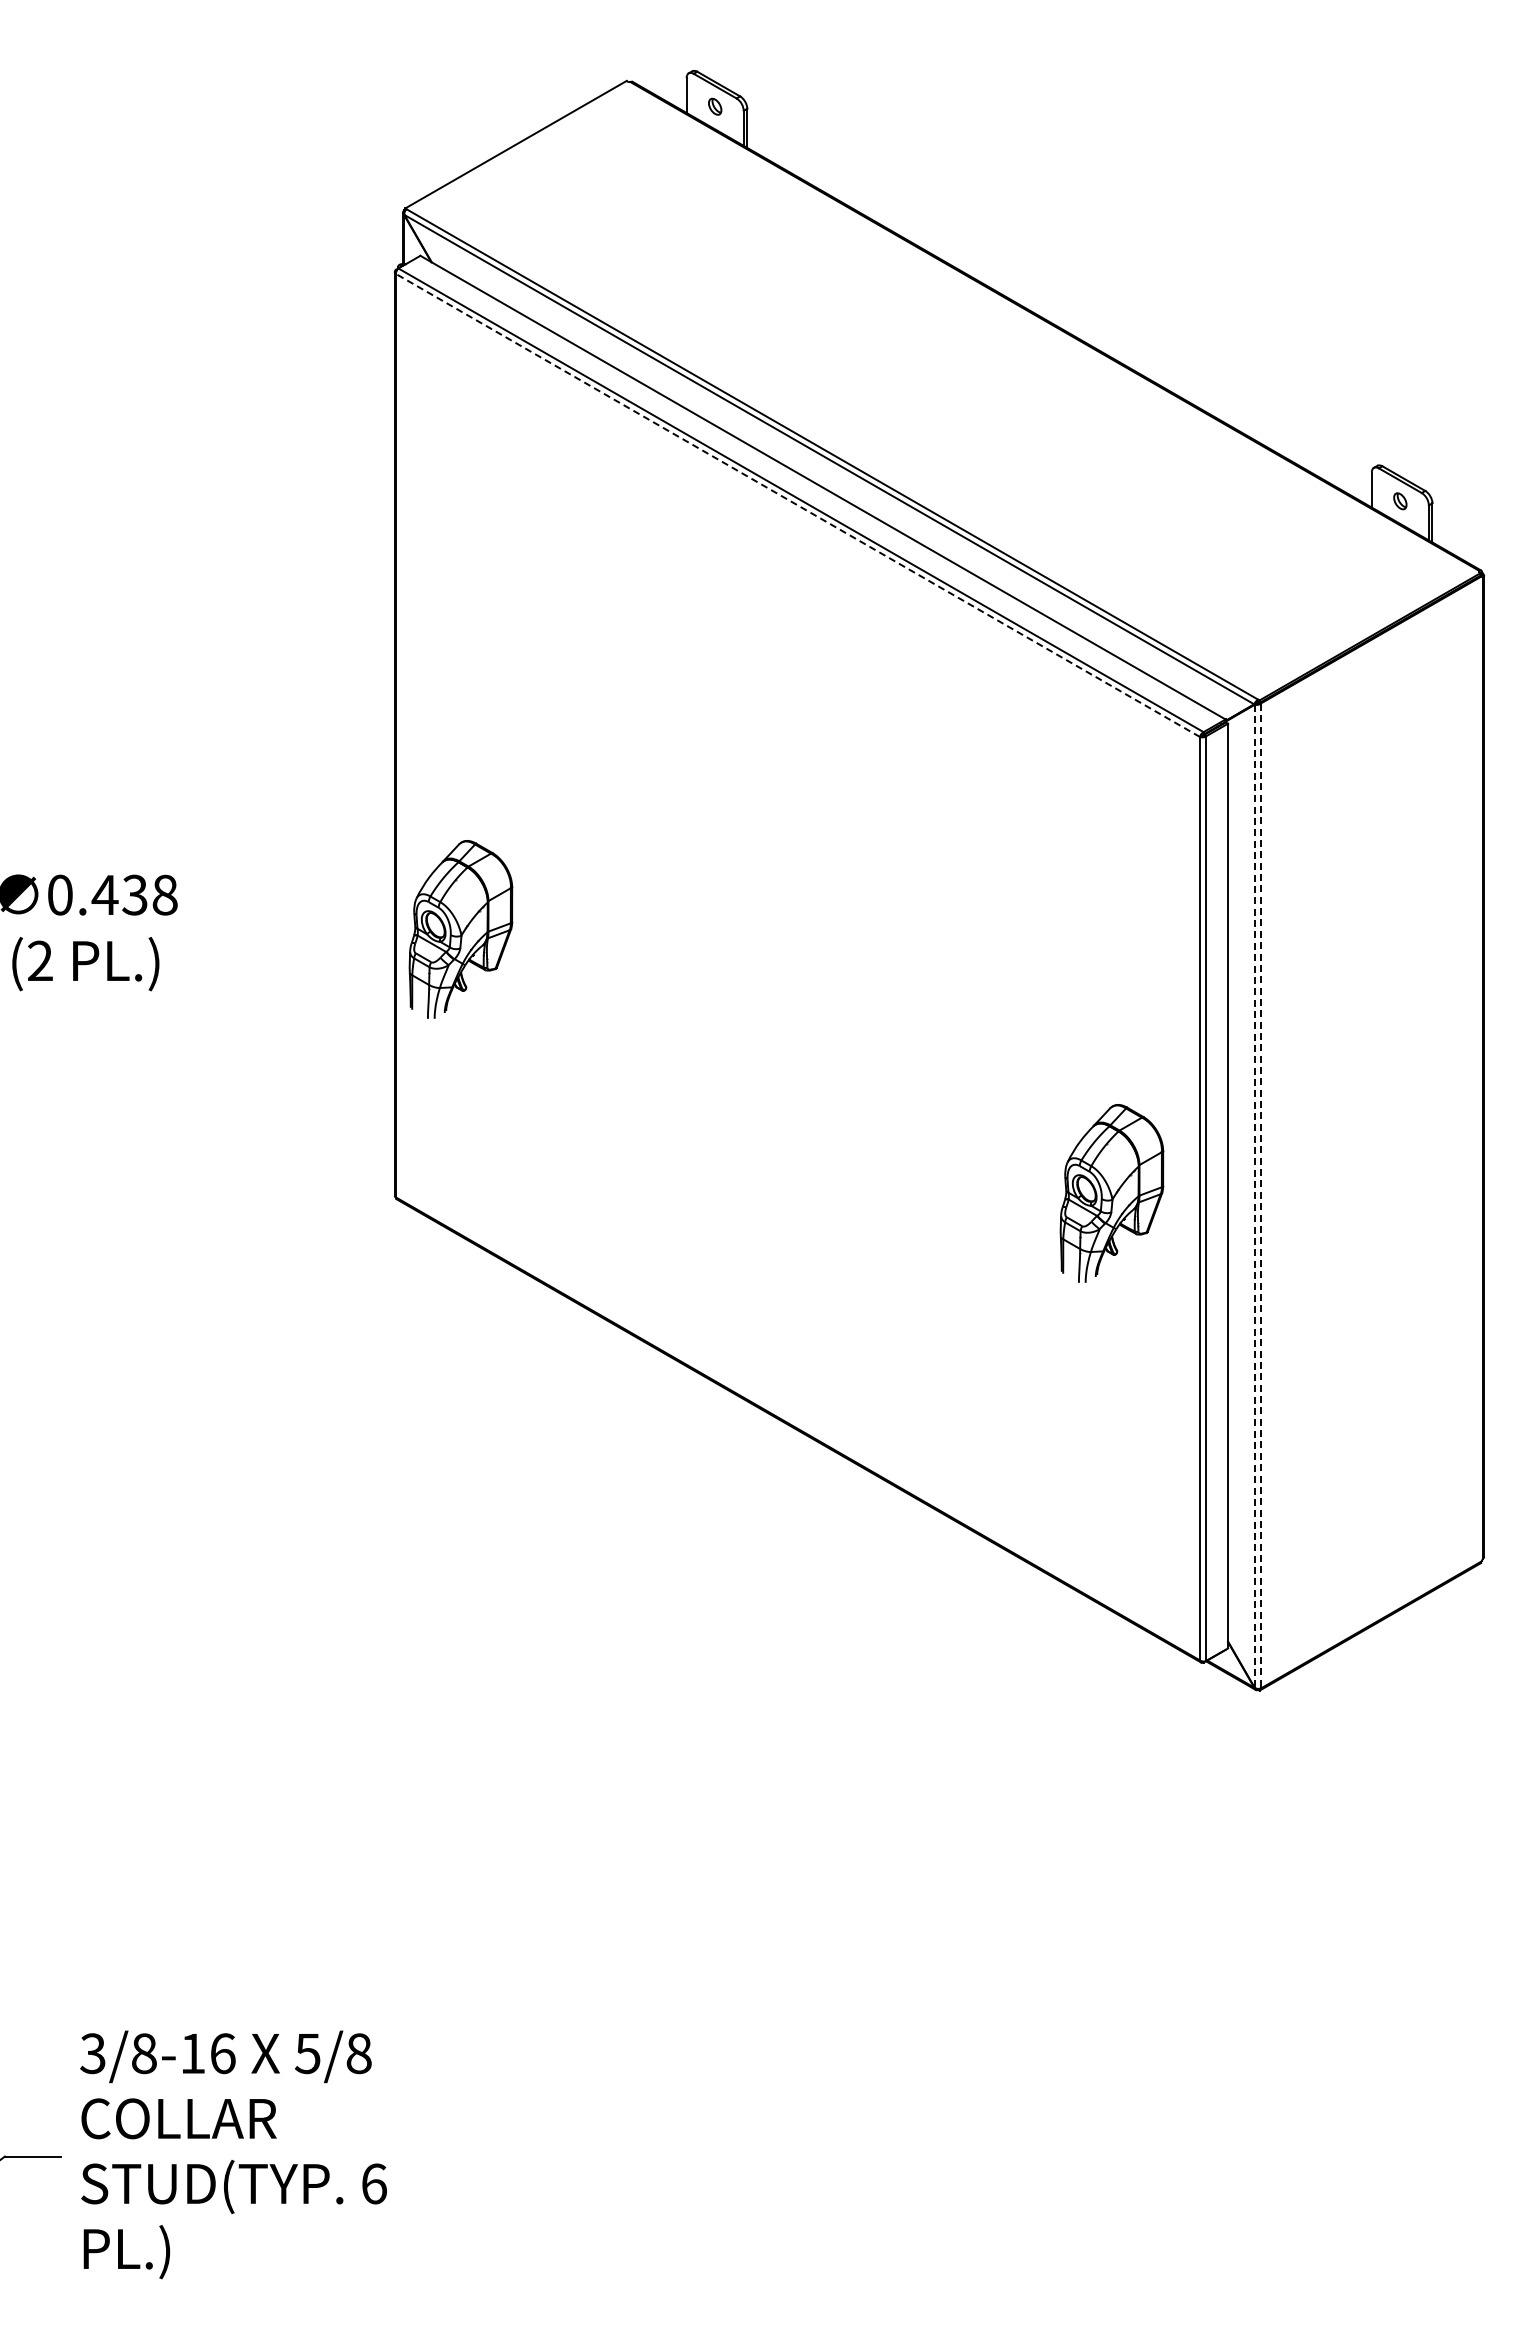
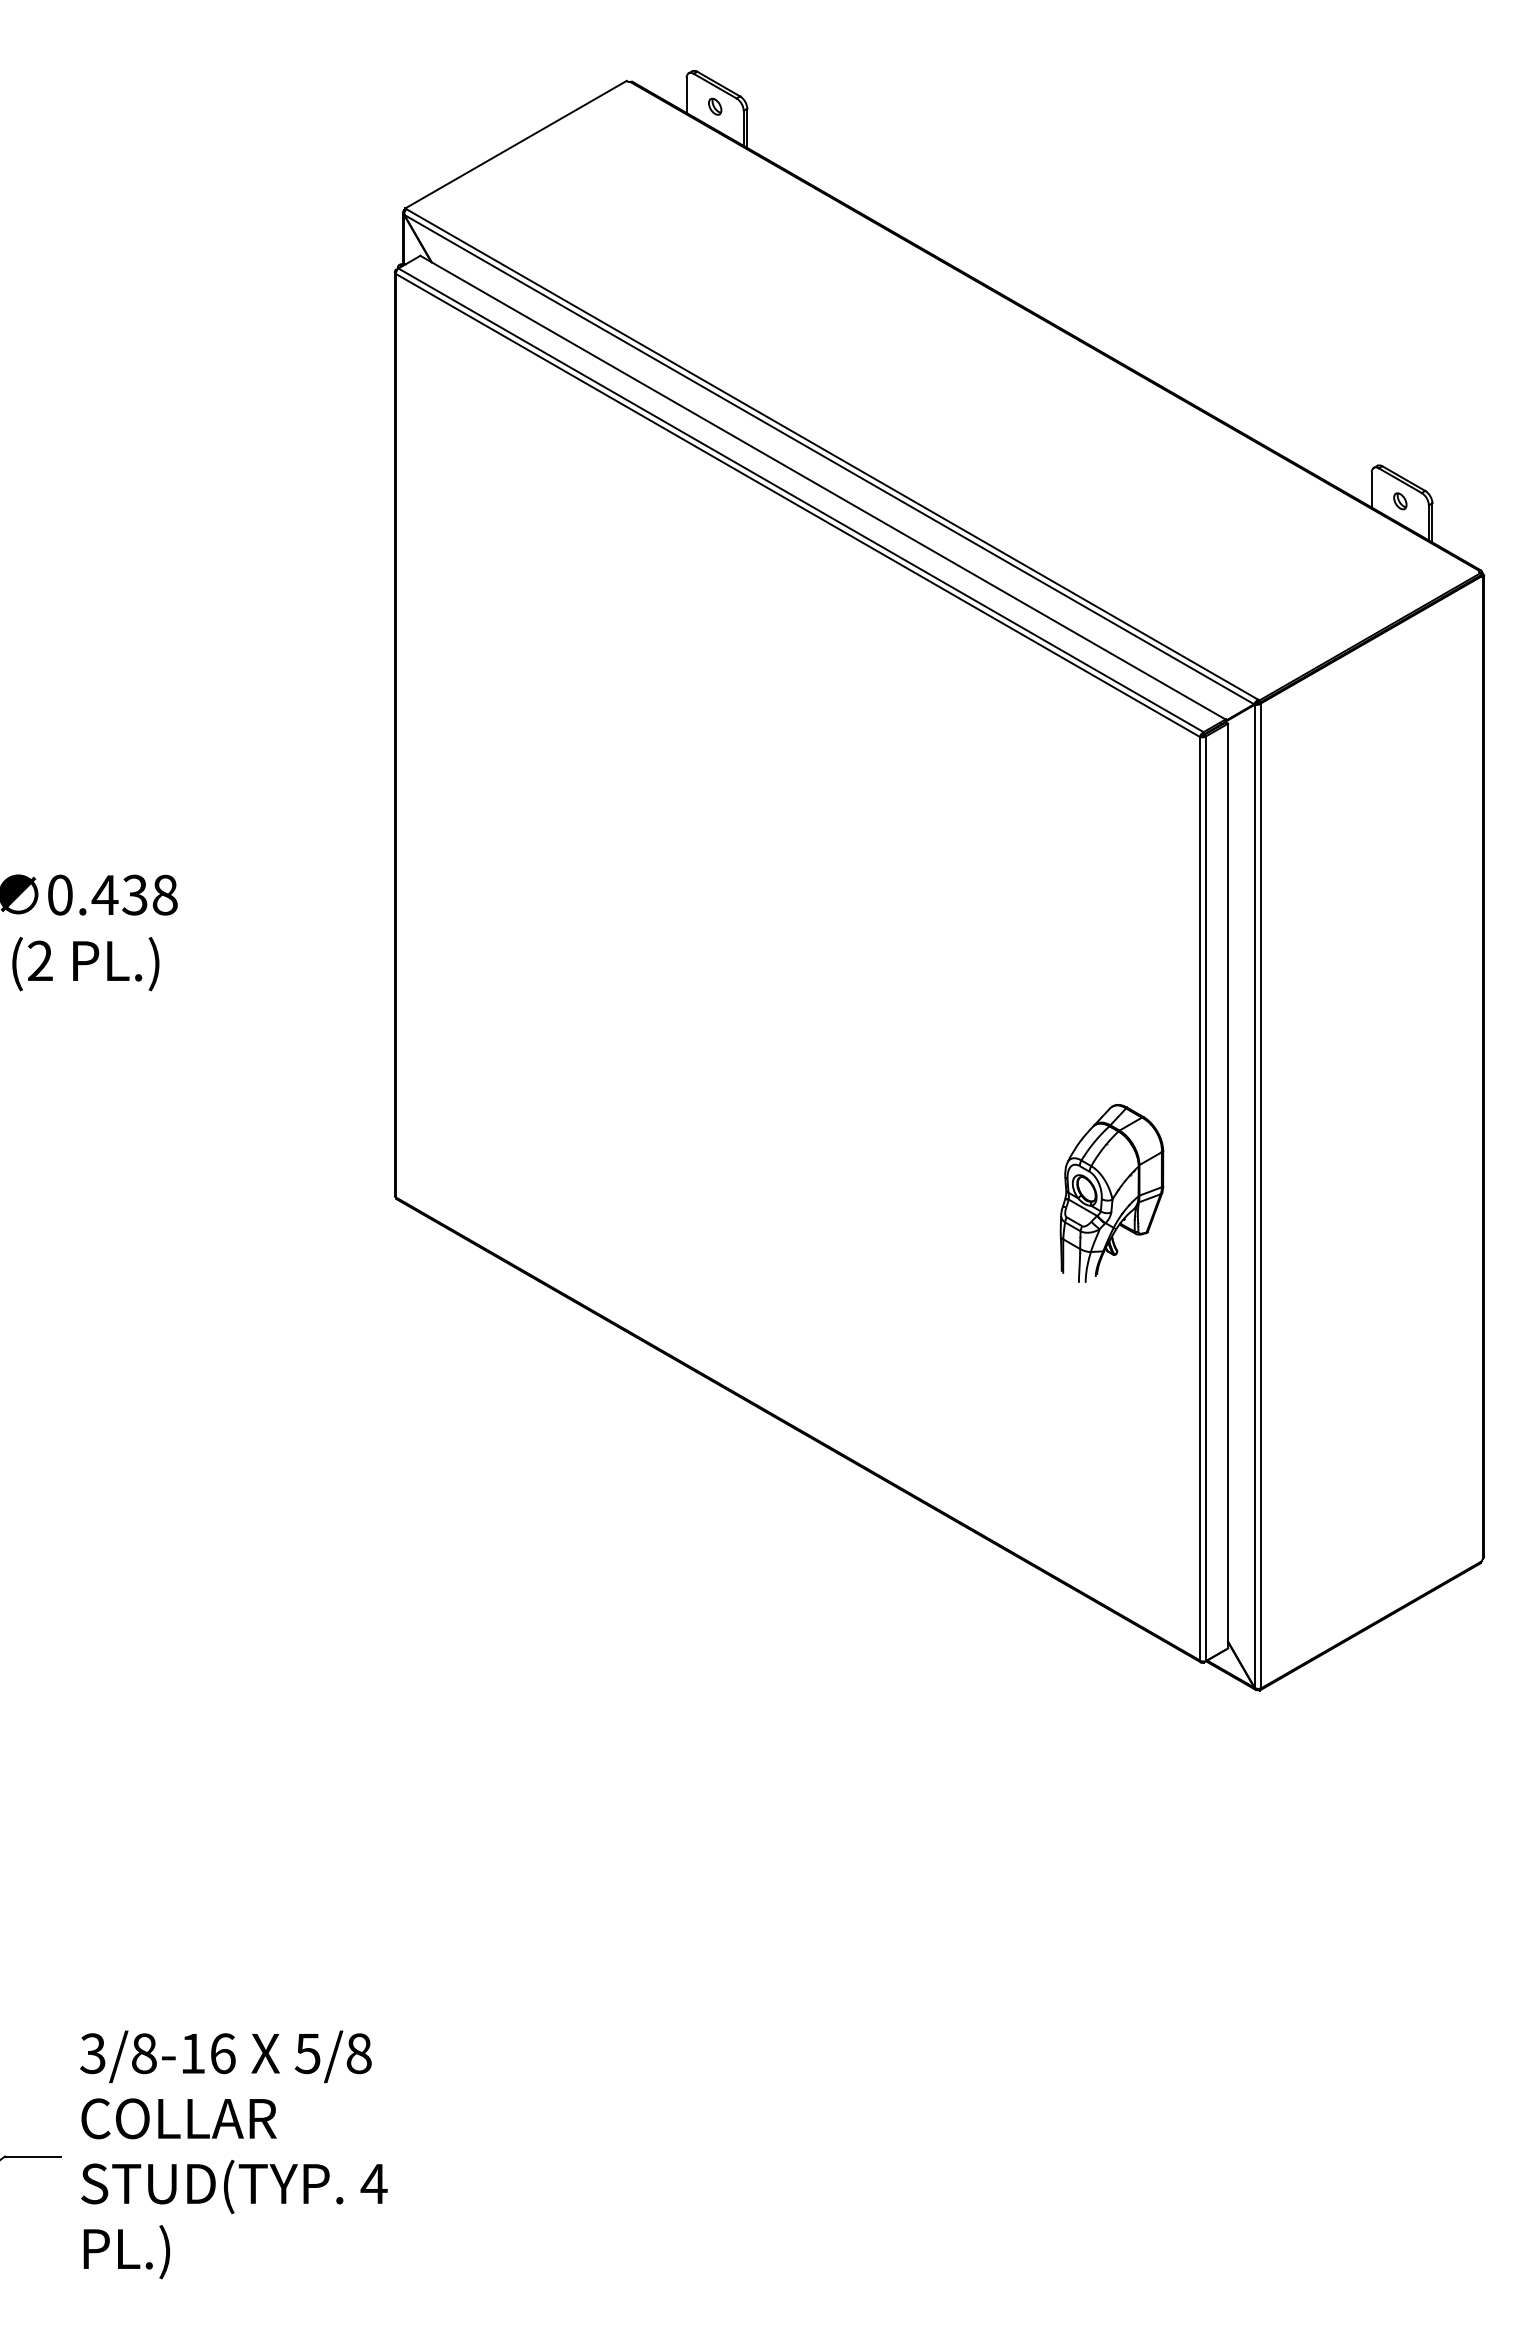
line: dashed -> solid (798, 505)
part: present -> none (460, 929)
line: dashed -> solid (1254, 1195)
line: dashed -> solid (1260, 1196)
text: 6 -> 4 (373, 2183)
